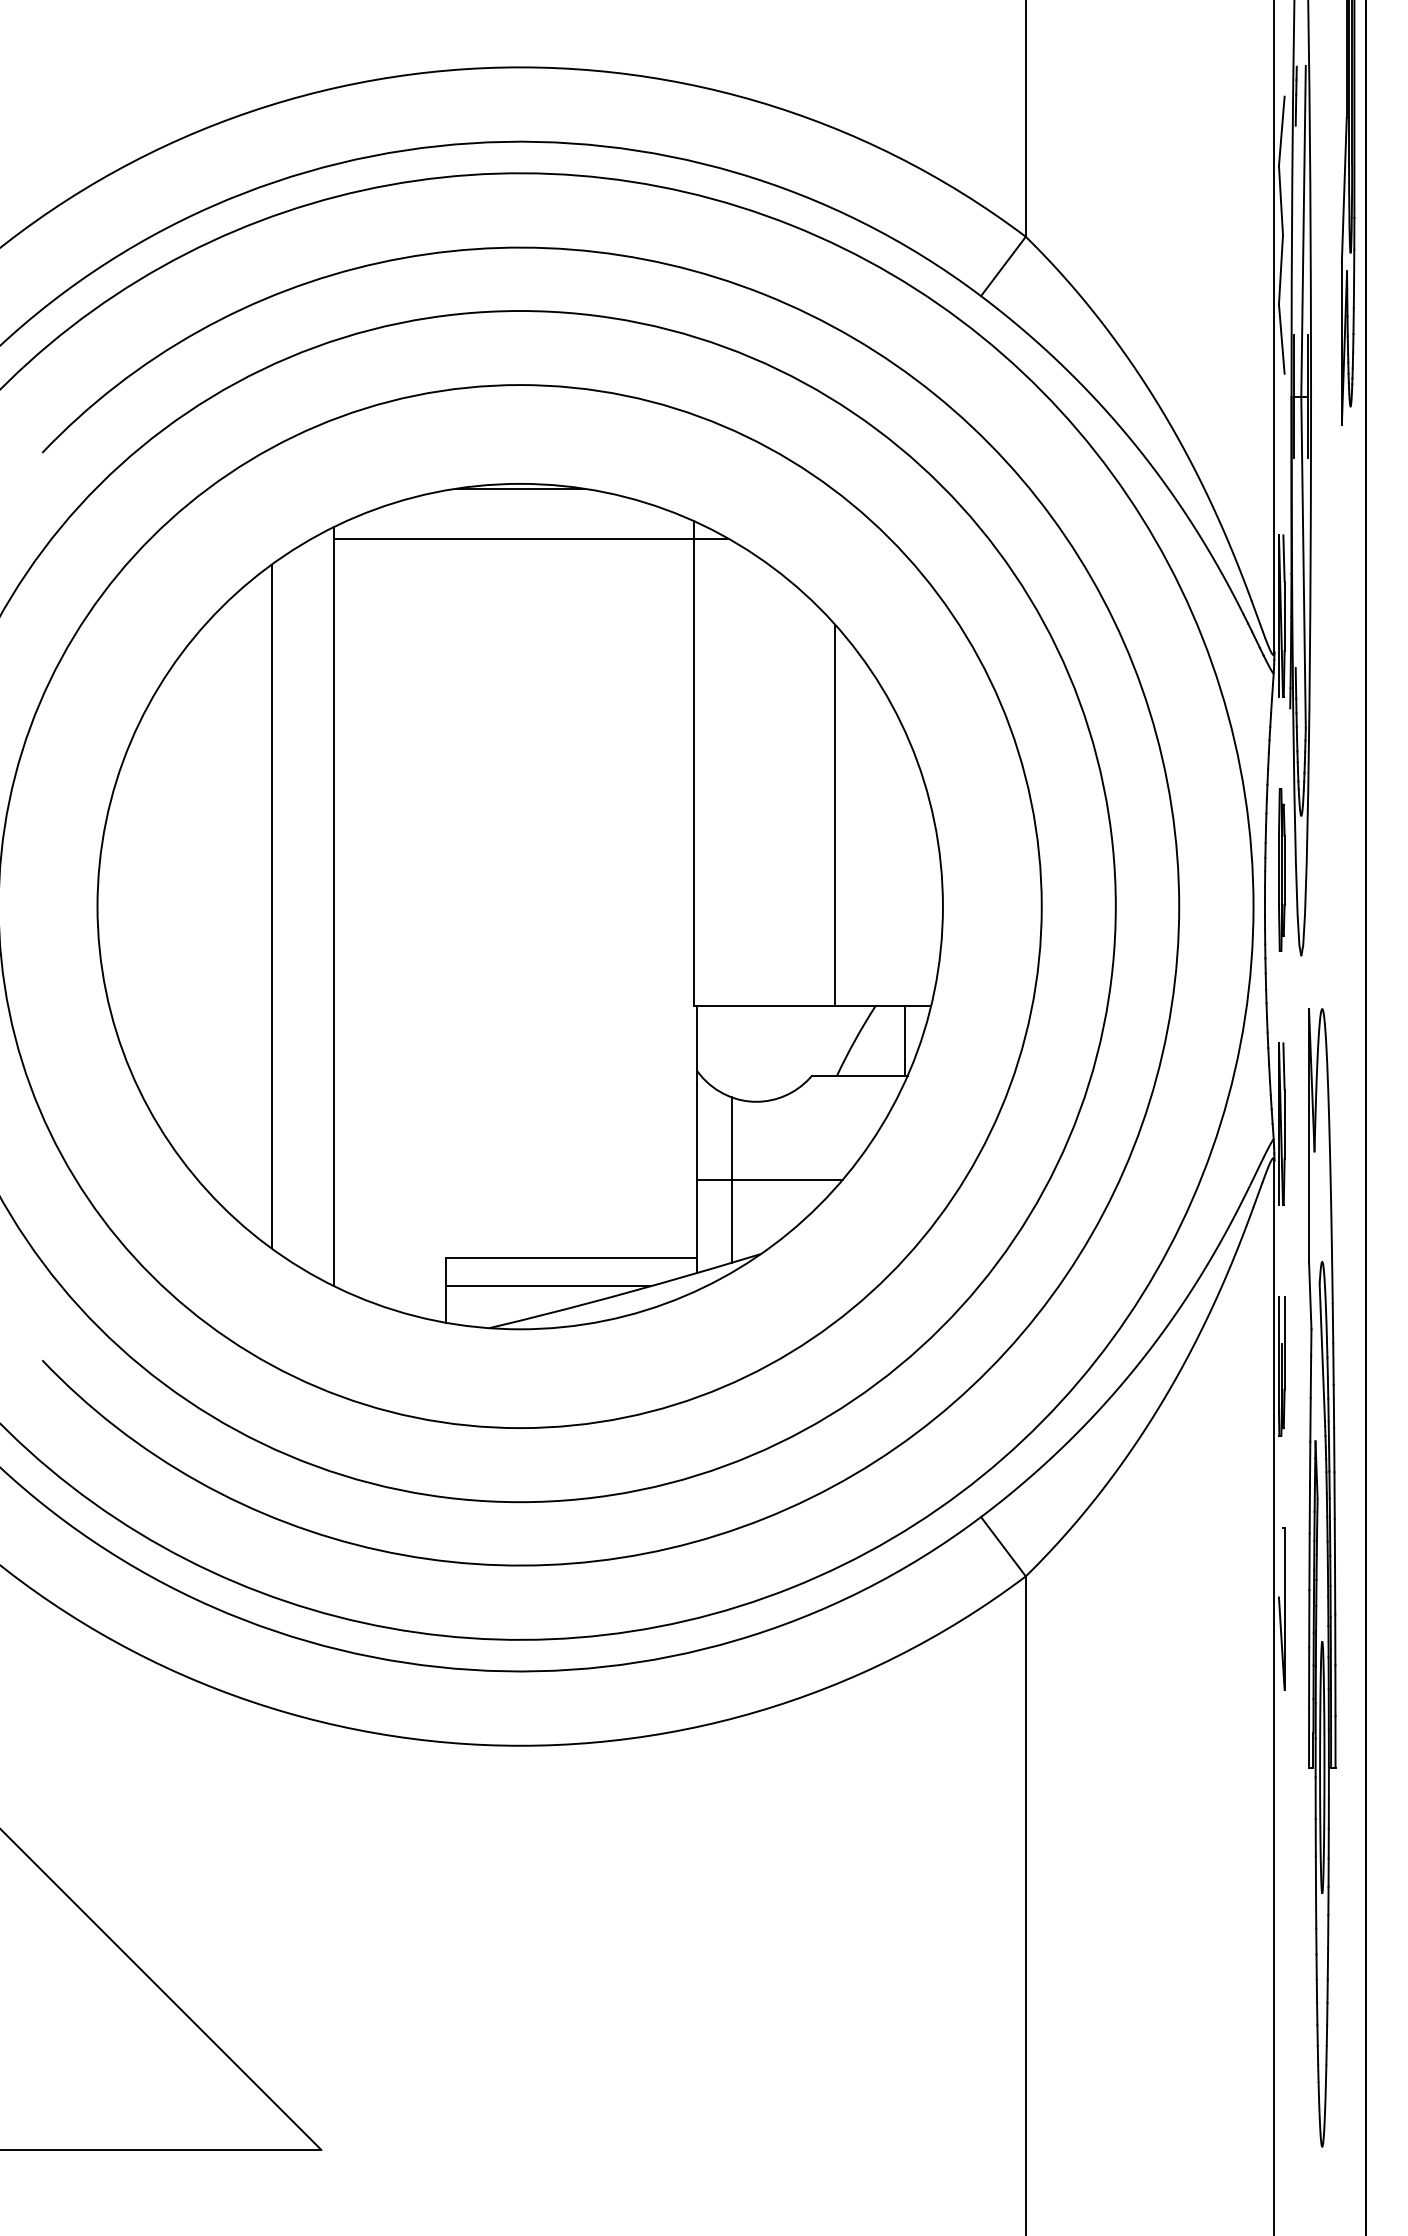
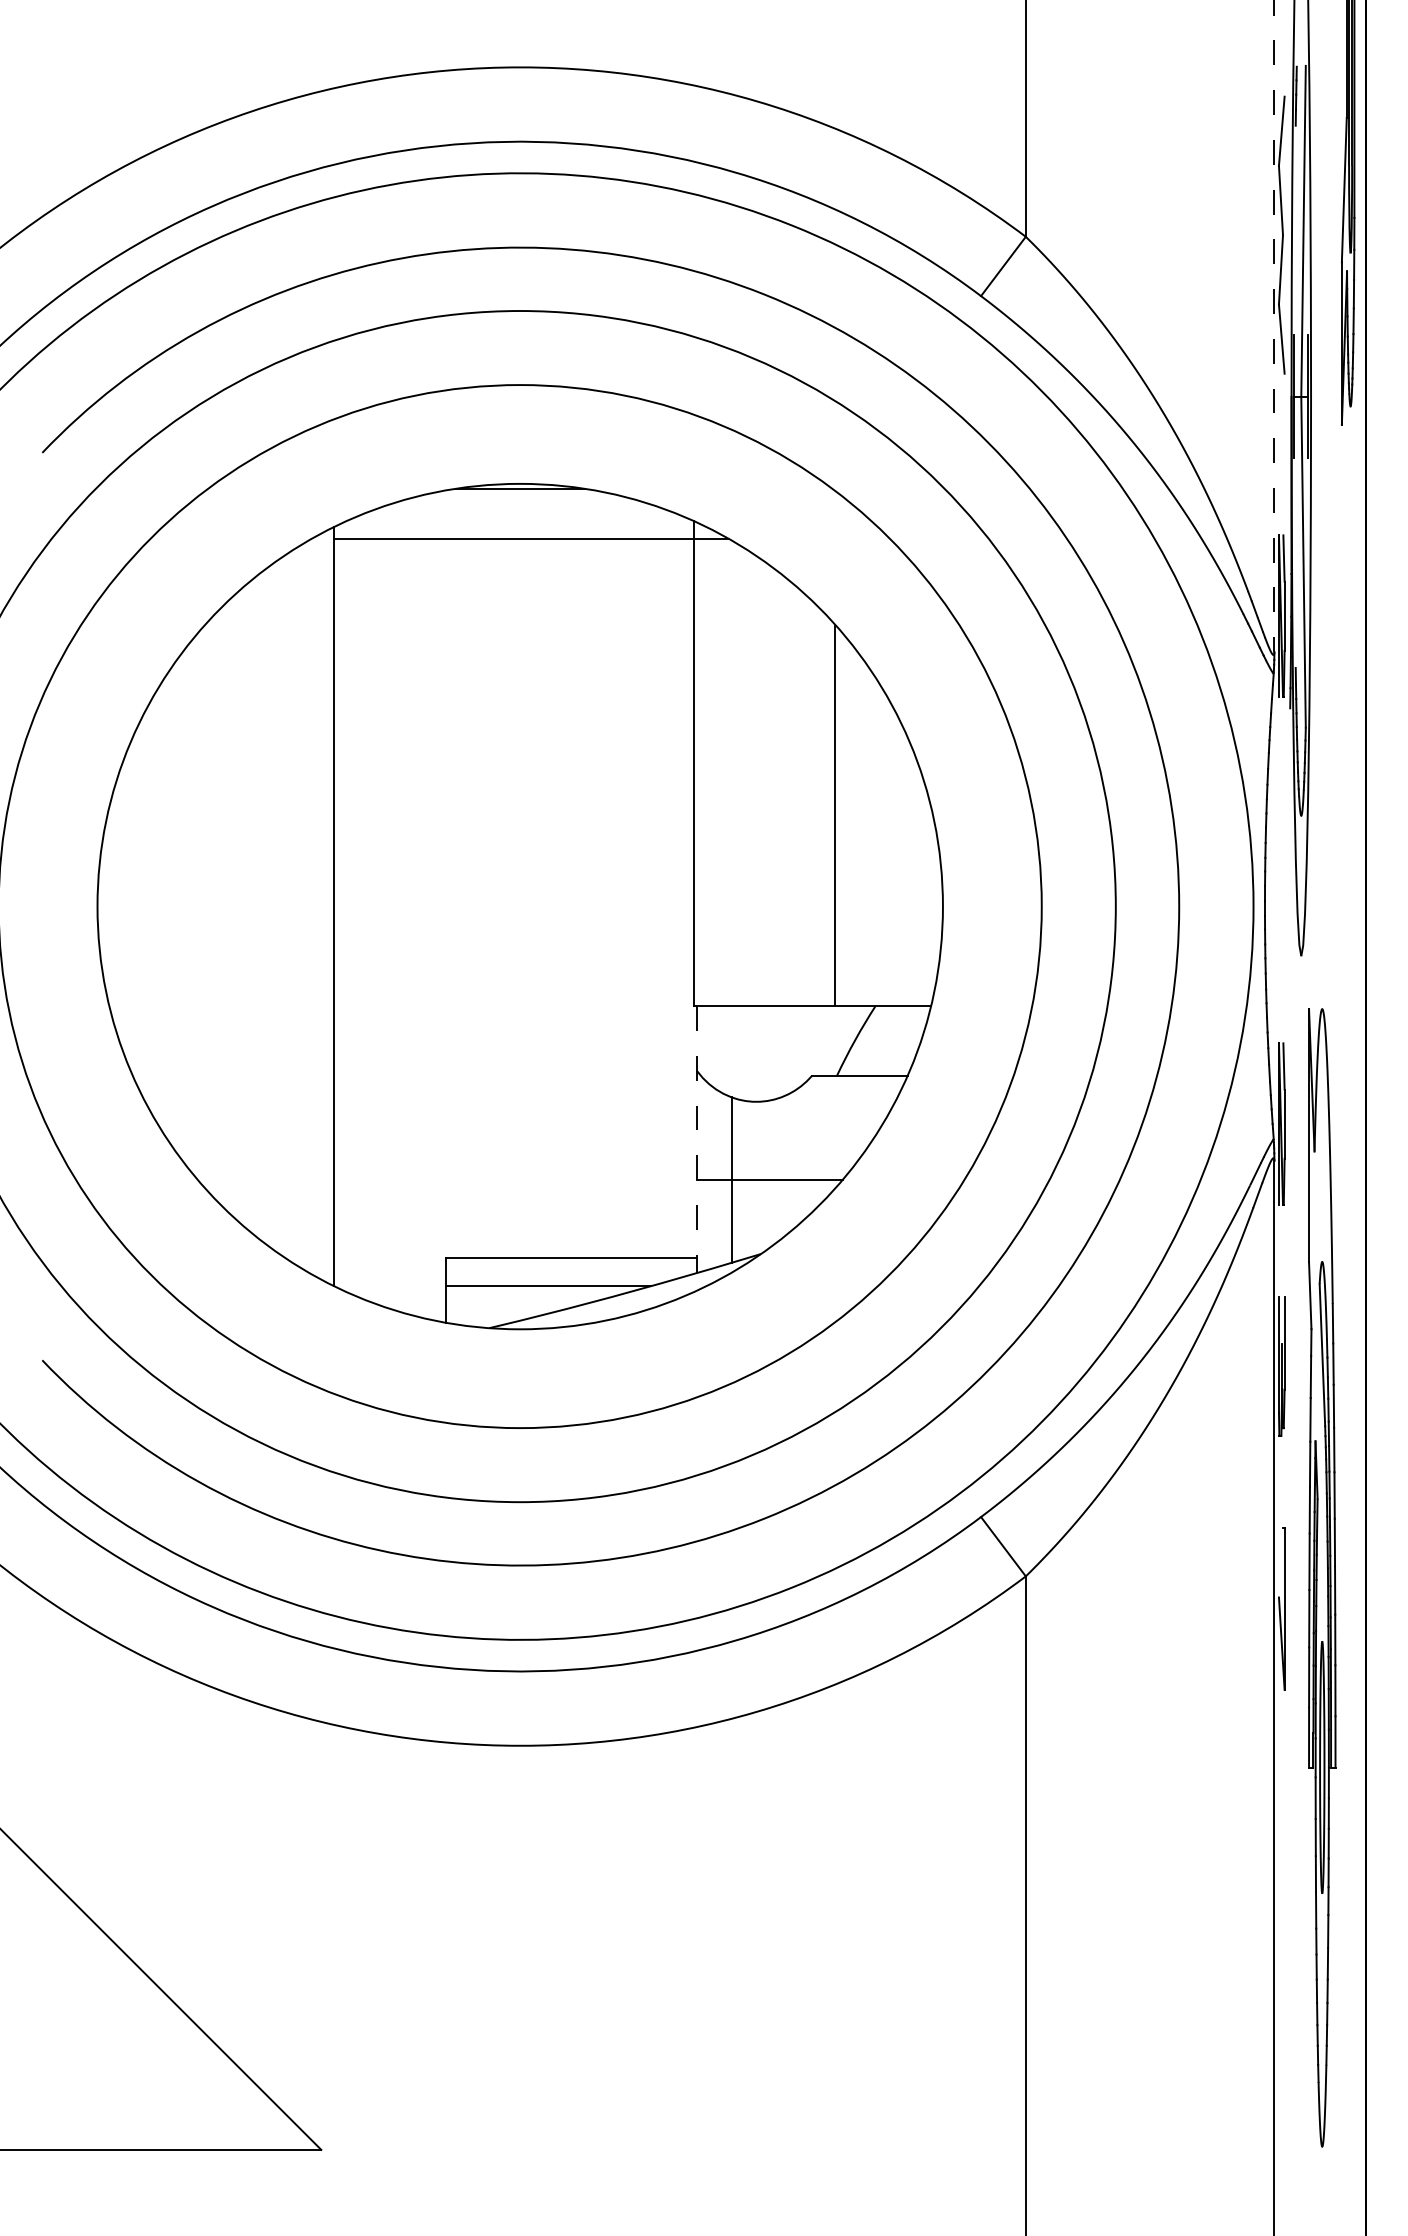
line: solid -> dashed (1274, 326)
part: present -> none (1281, 869)
line: present -> none (271, 906)
line: present -> none (904, 1040)
line: solid -> dashed (696, 1139)
